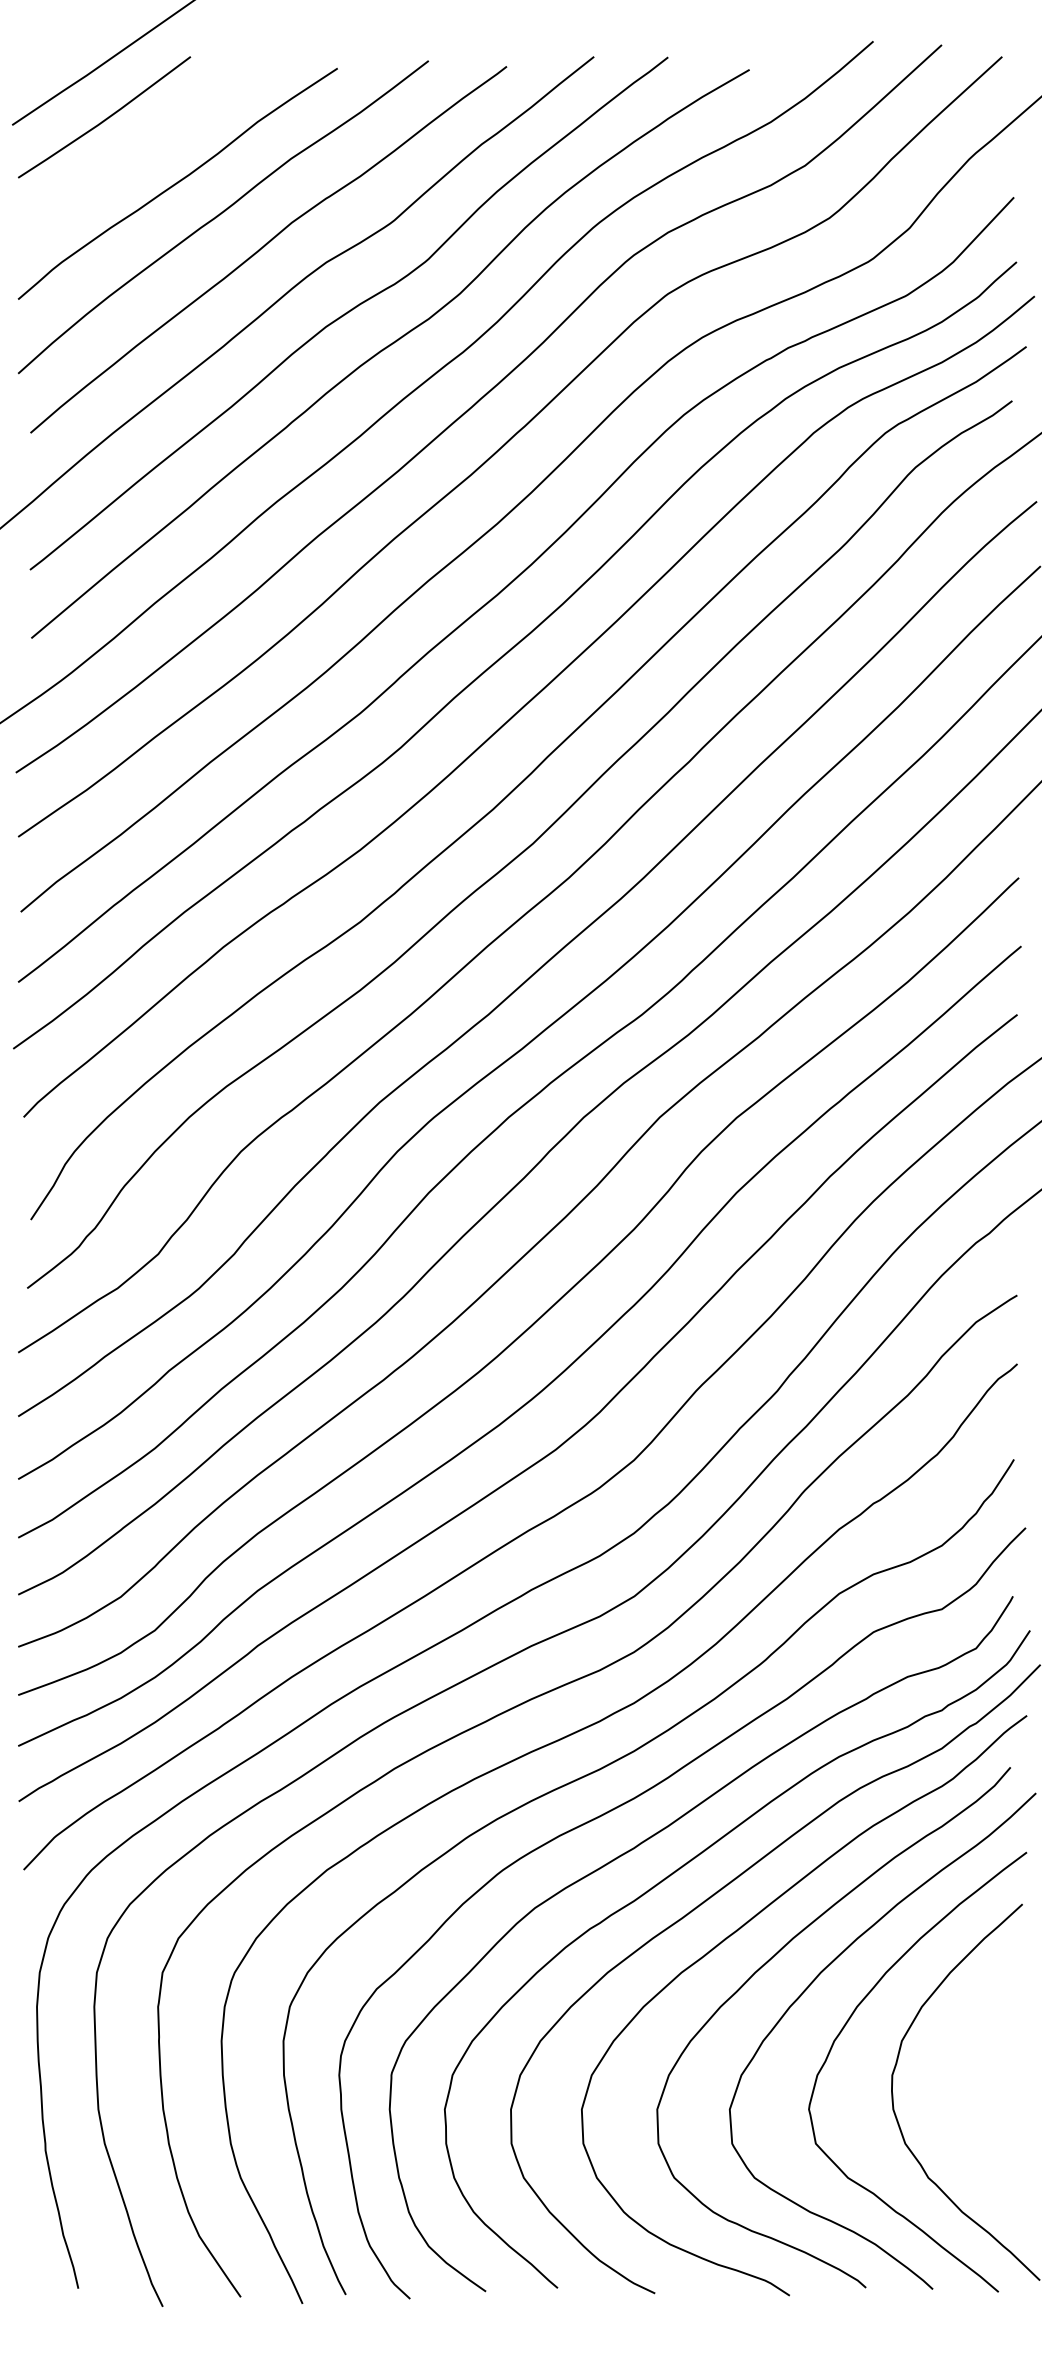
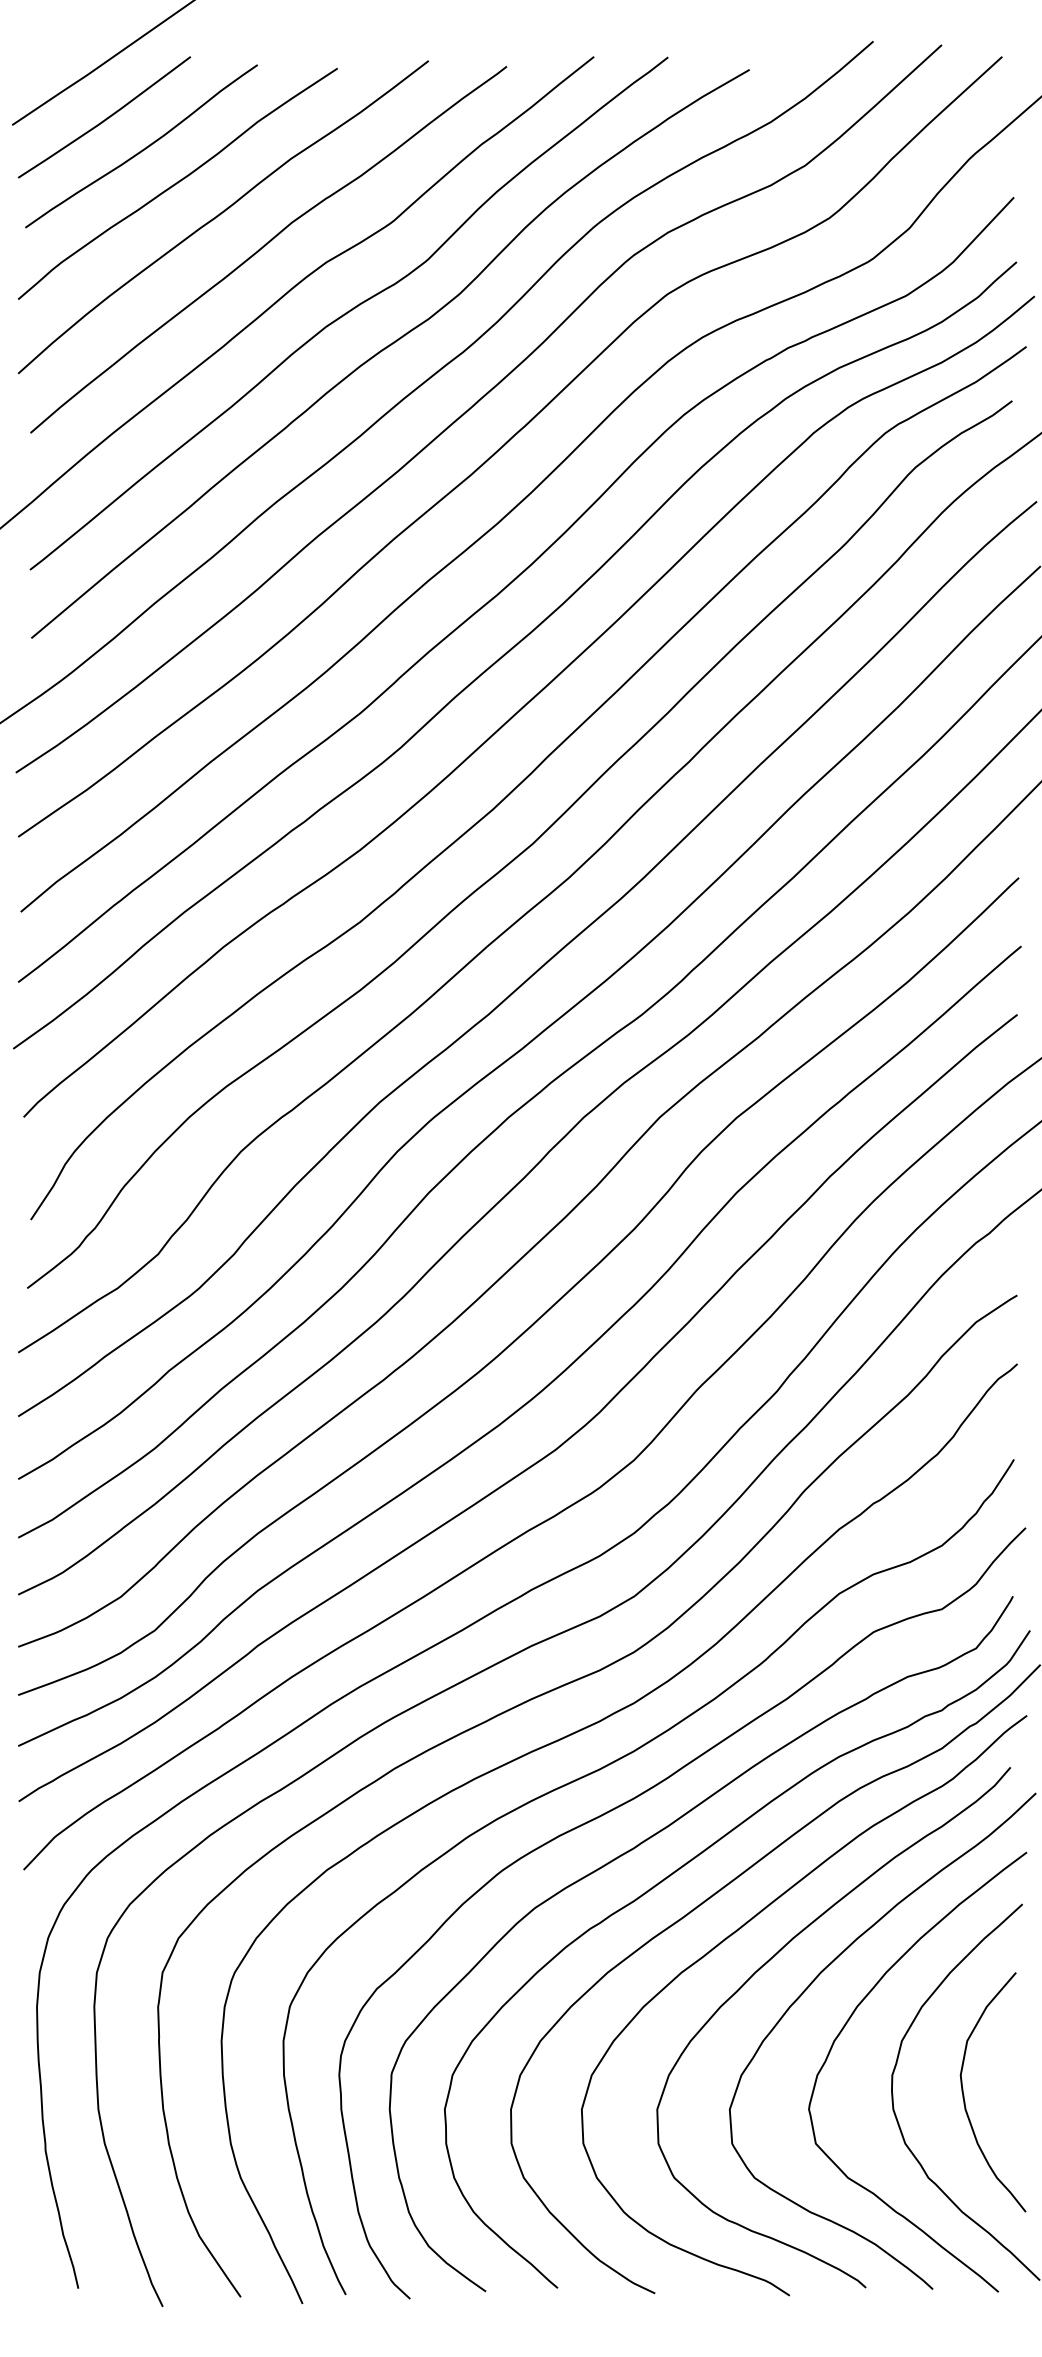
curve: none -> present (143, 148)
curve: none -> present (964, 2095)
